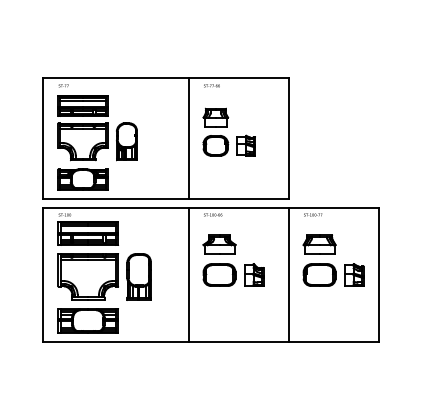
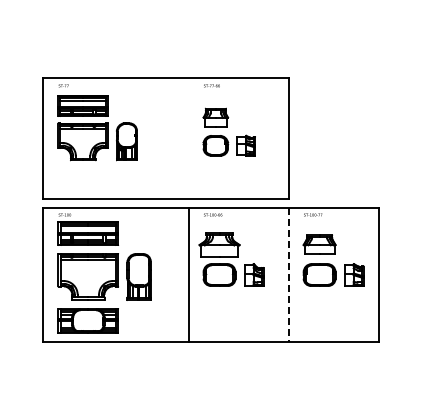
line: present -> none (188, 138)
part: present -> none (82, 179)
part size: 35x21 px -> 43x26 px (219, 244)
line: solid -> dashed (288, 275)
